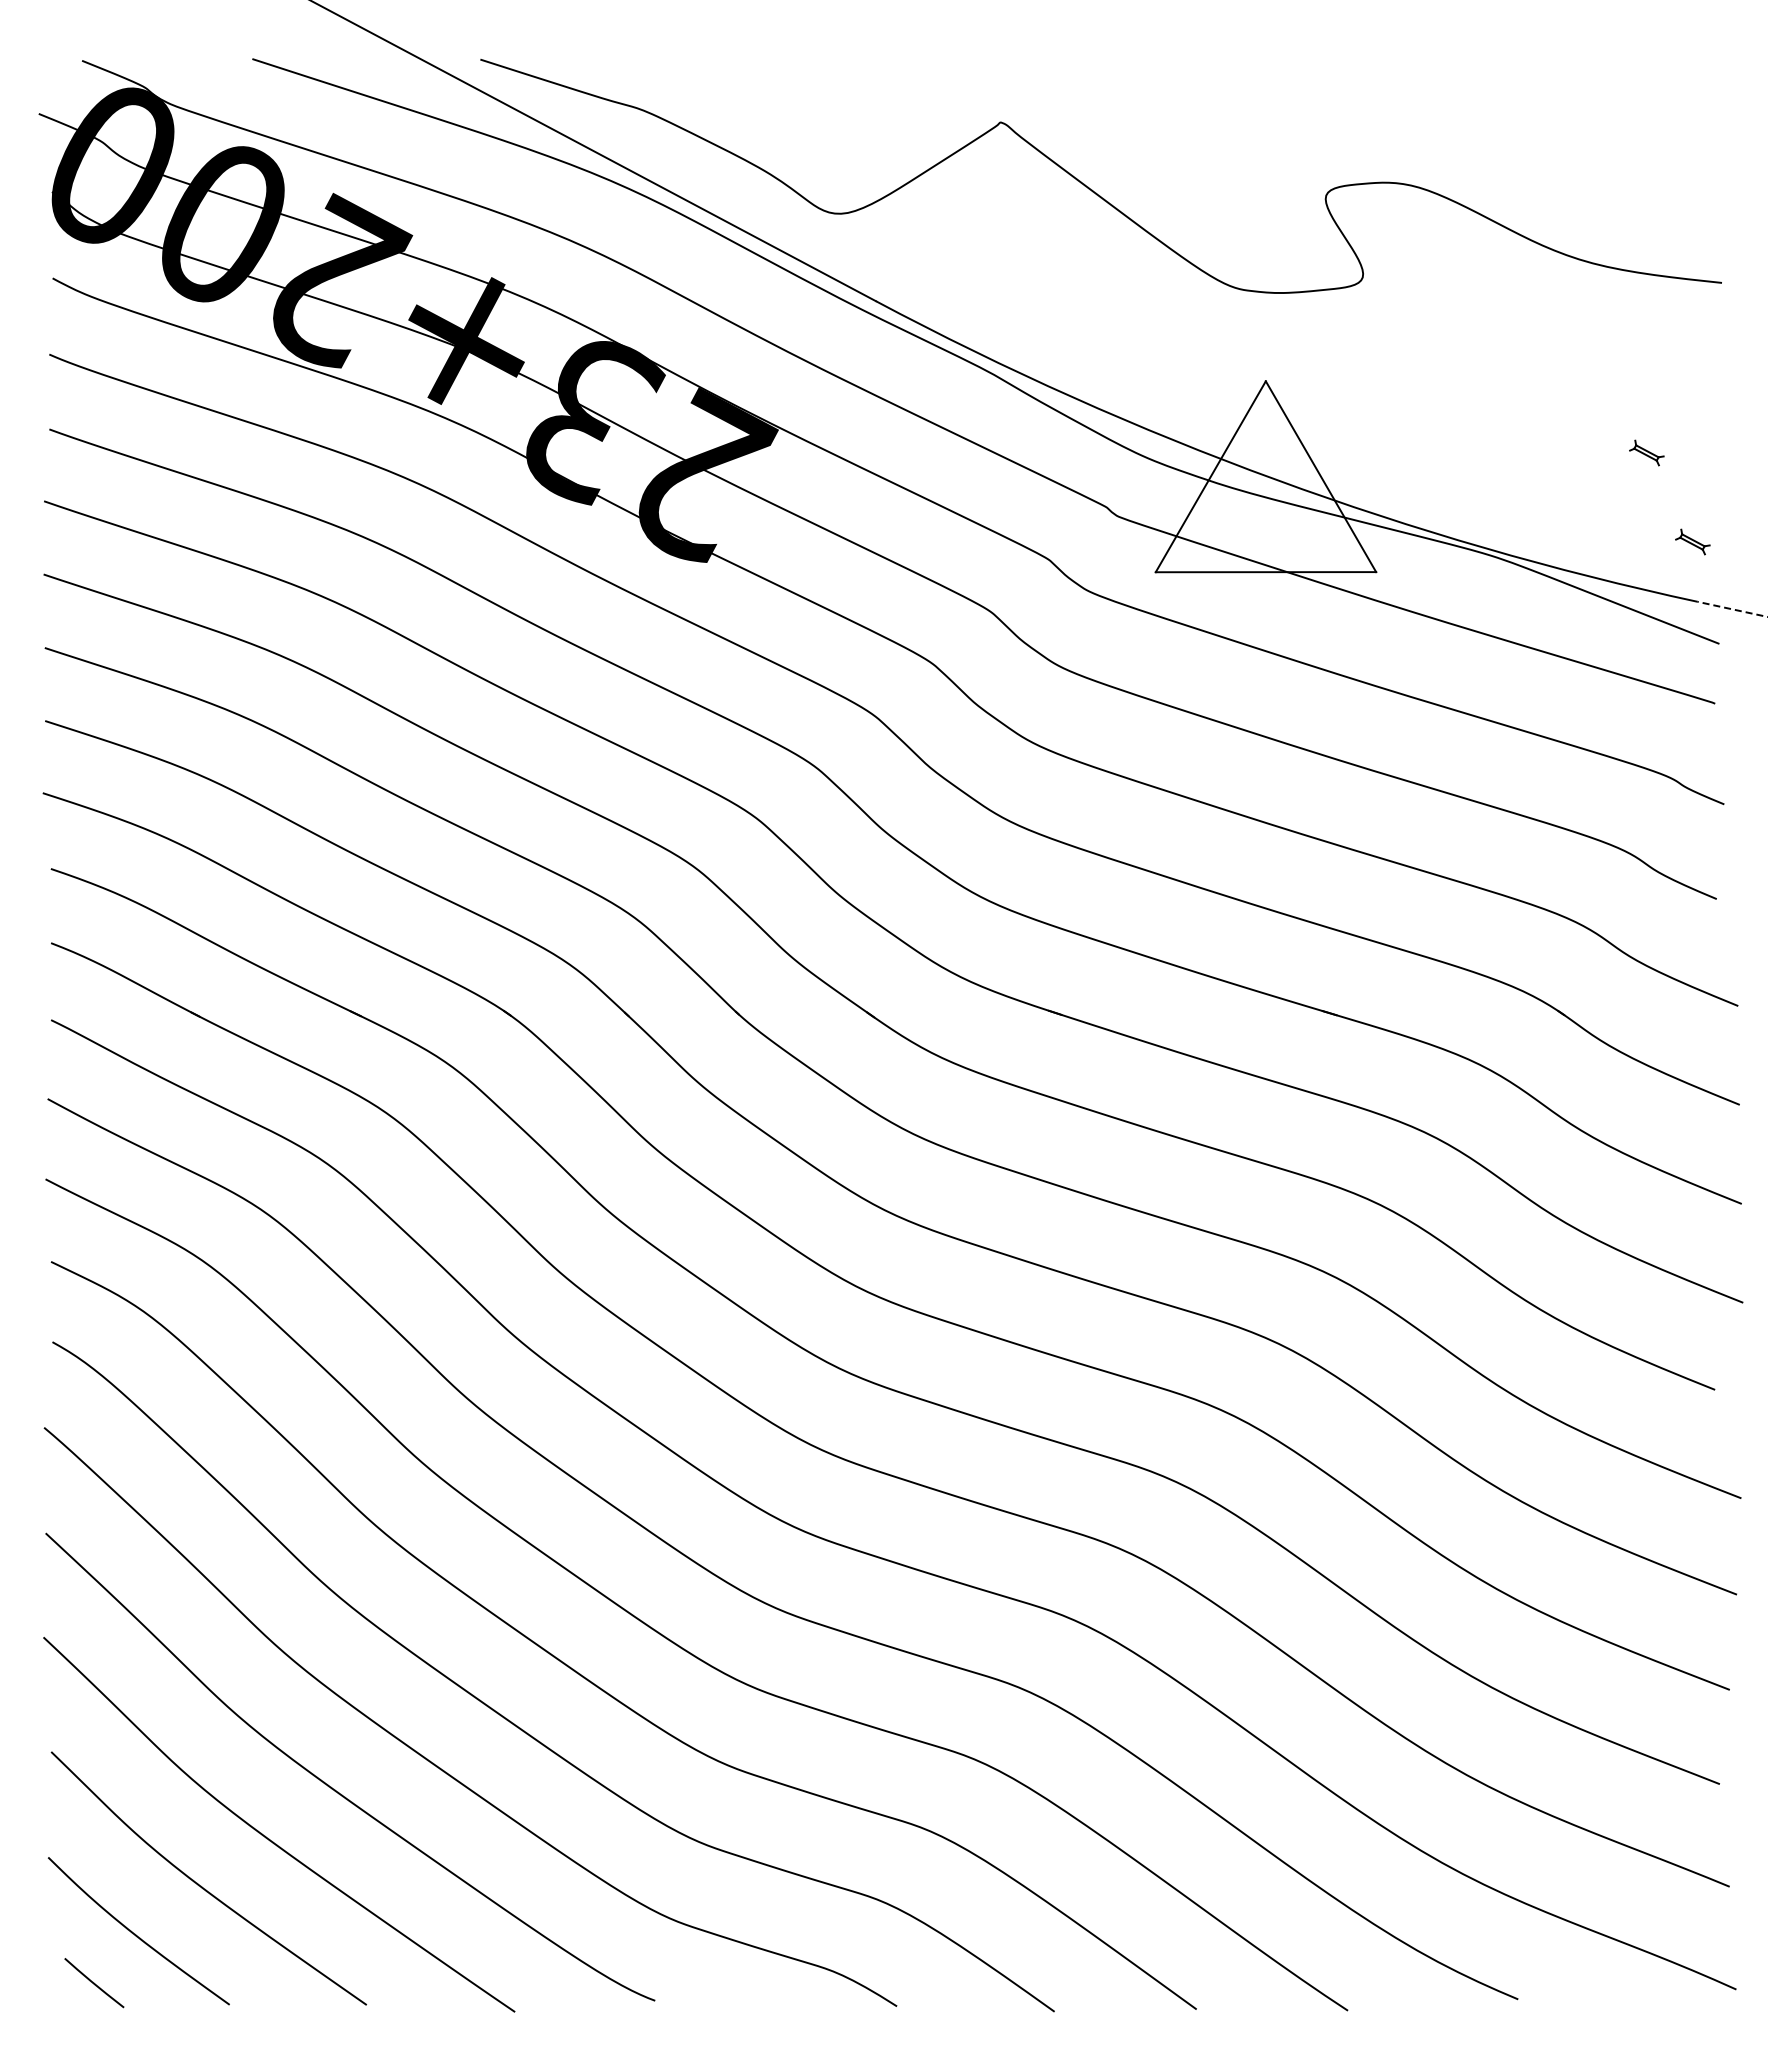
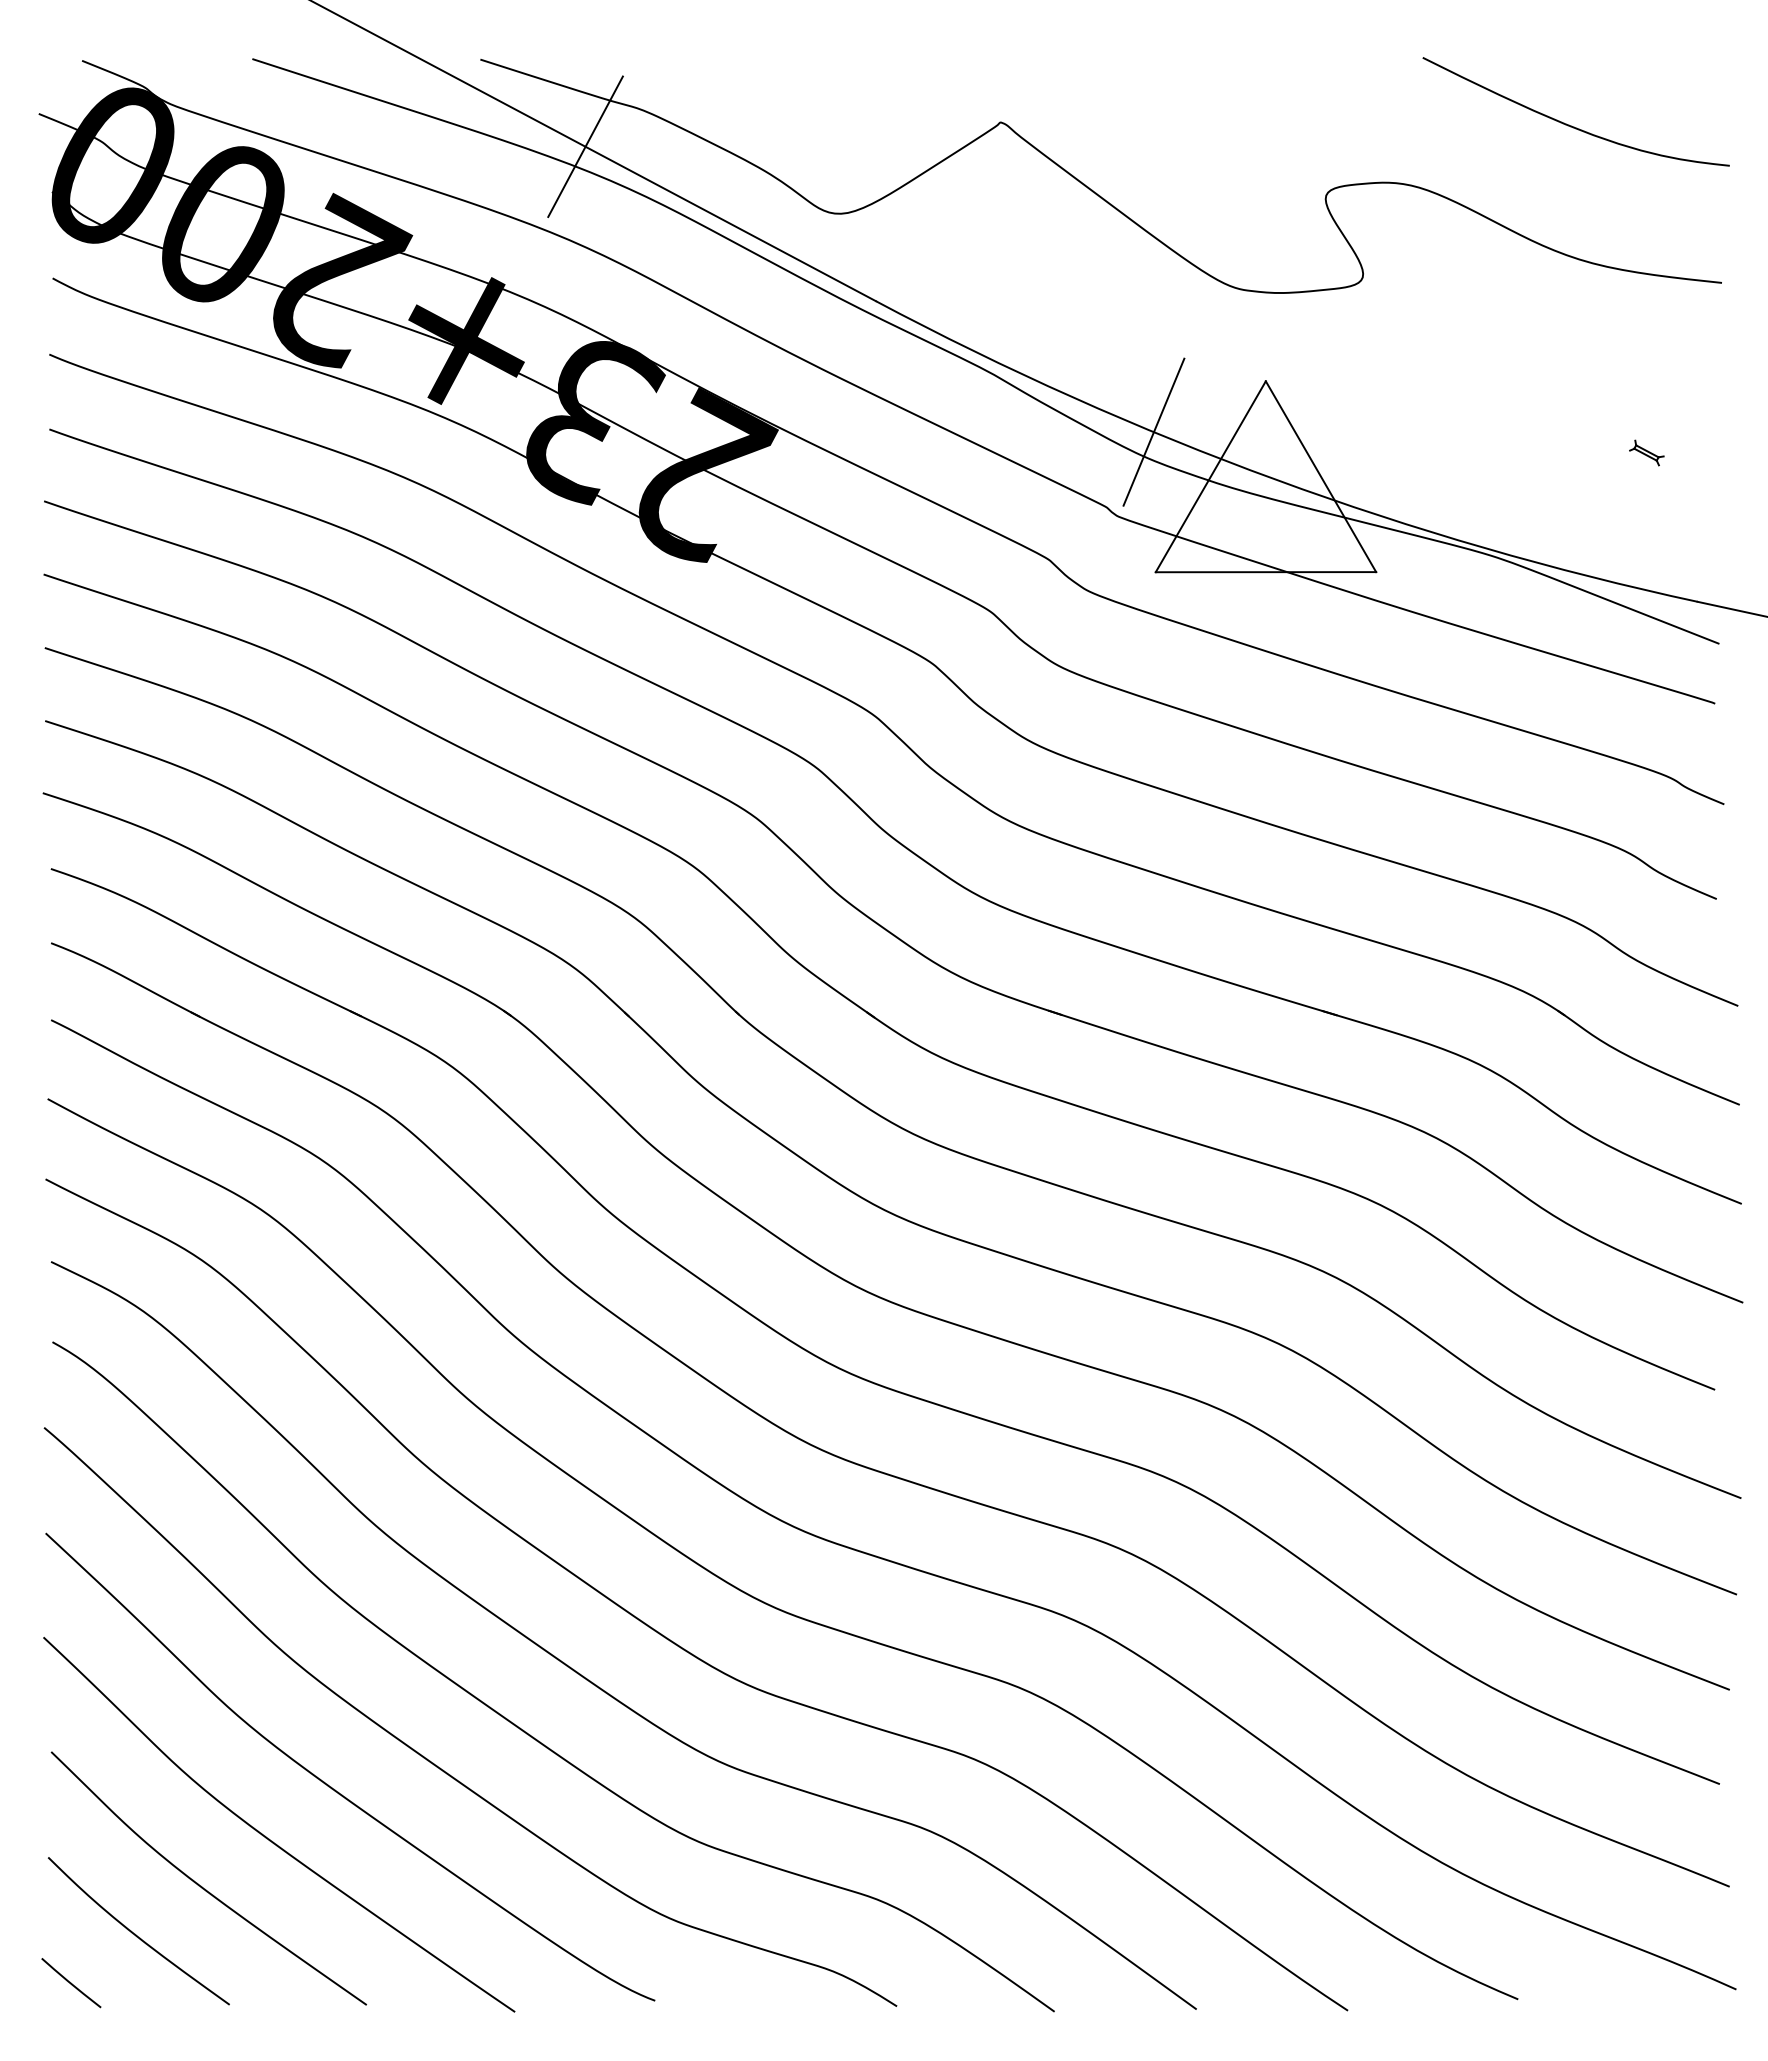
curve: none -> present (1569, 124)
line: none -> present (585, 146)
line: none -> present (1153, 431)
part: present -> none (1692, 541)
line: dashed -> solid (1732, 609)
line position: (94, 1983) -> (71, 1983) (71, 1983)
